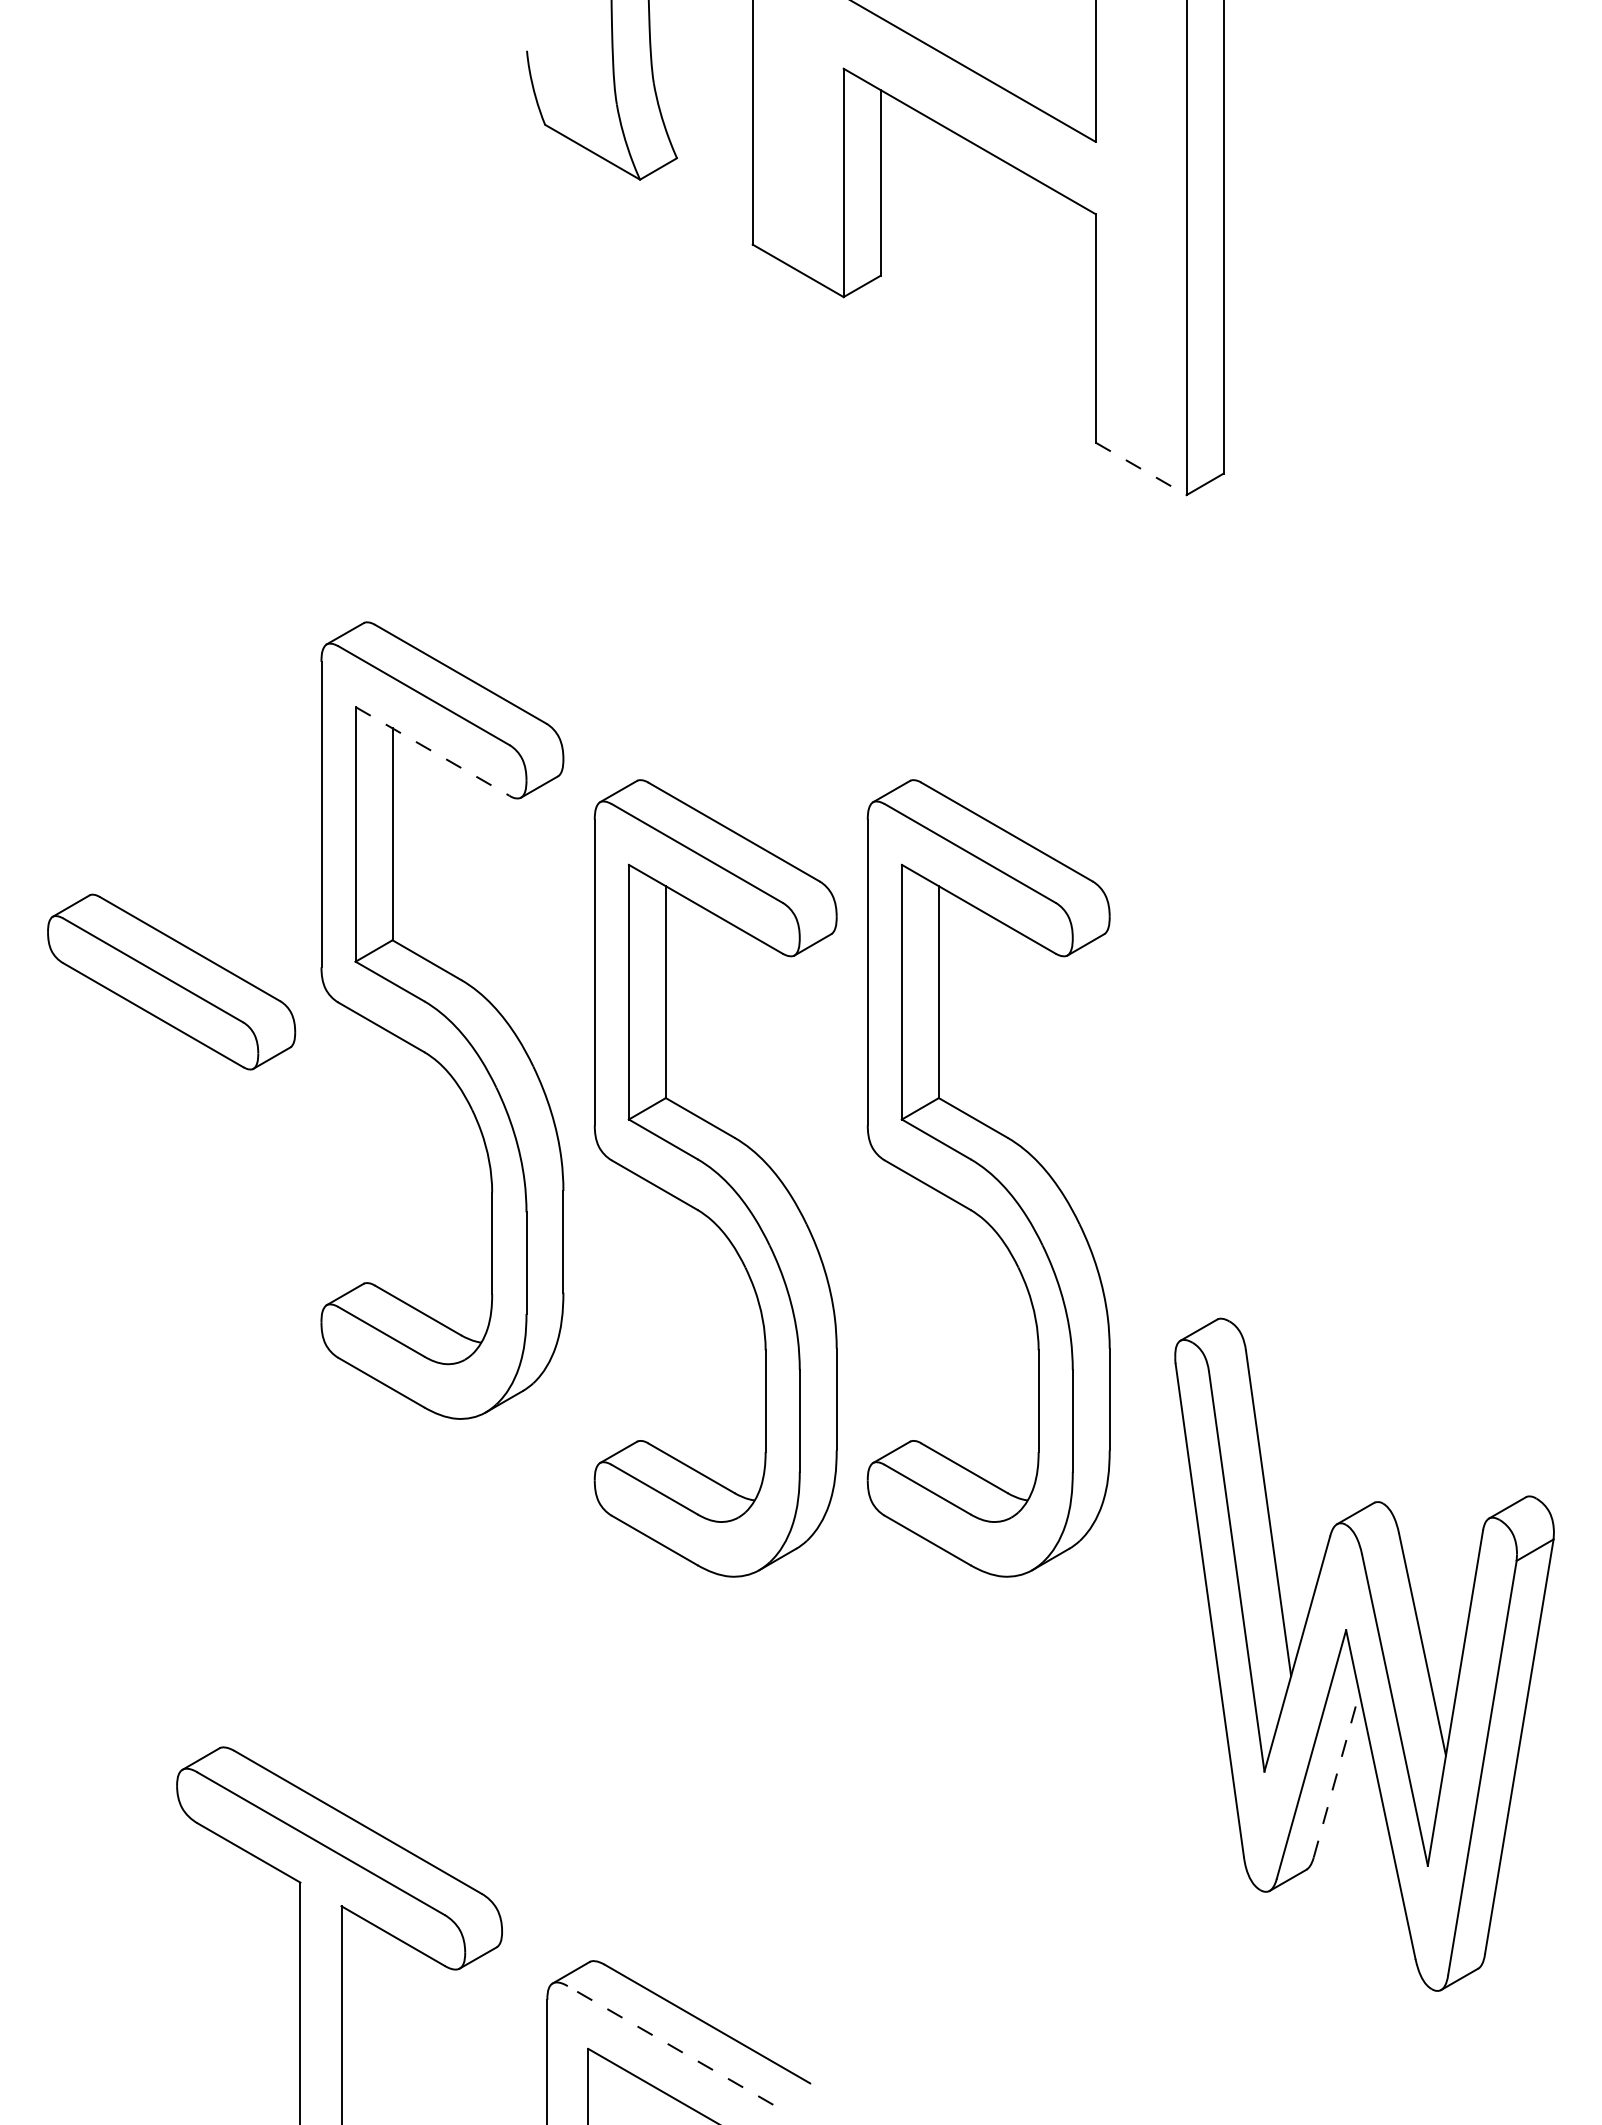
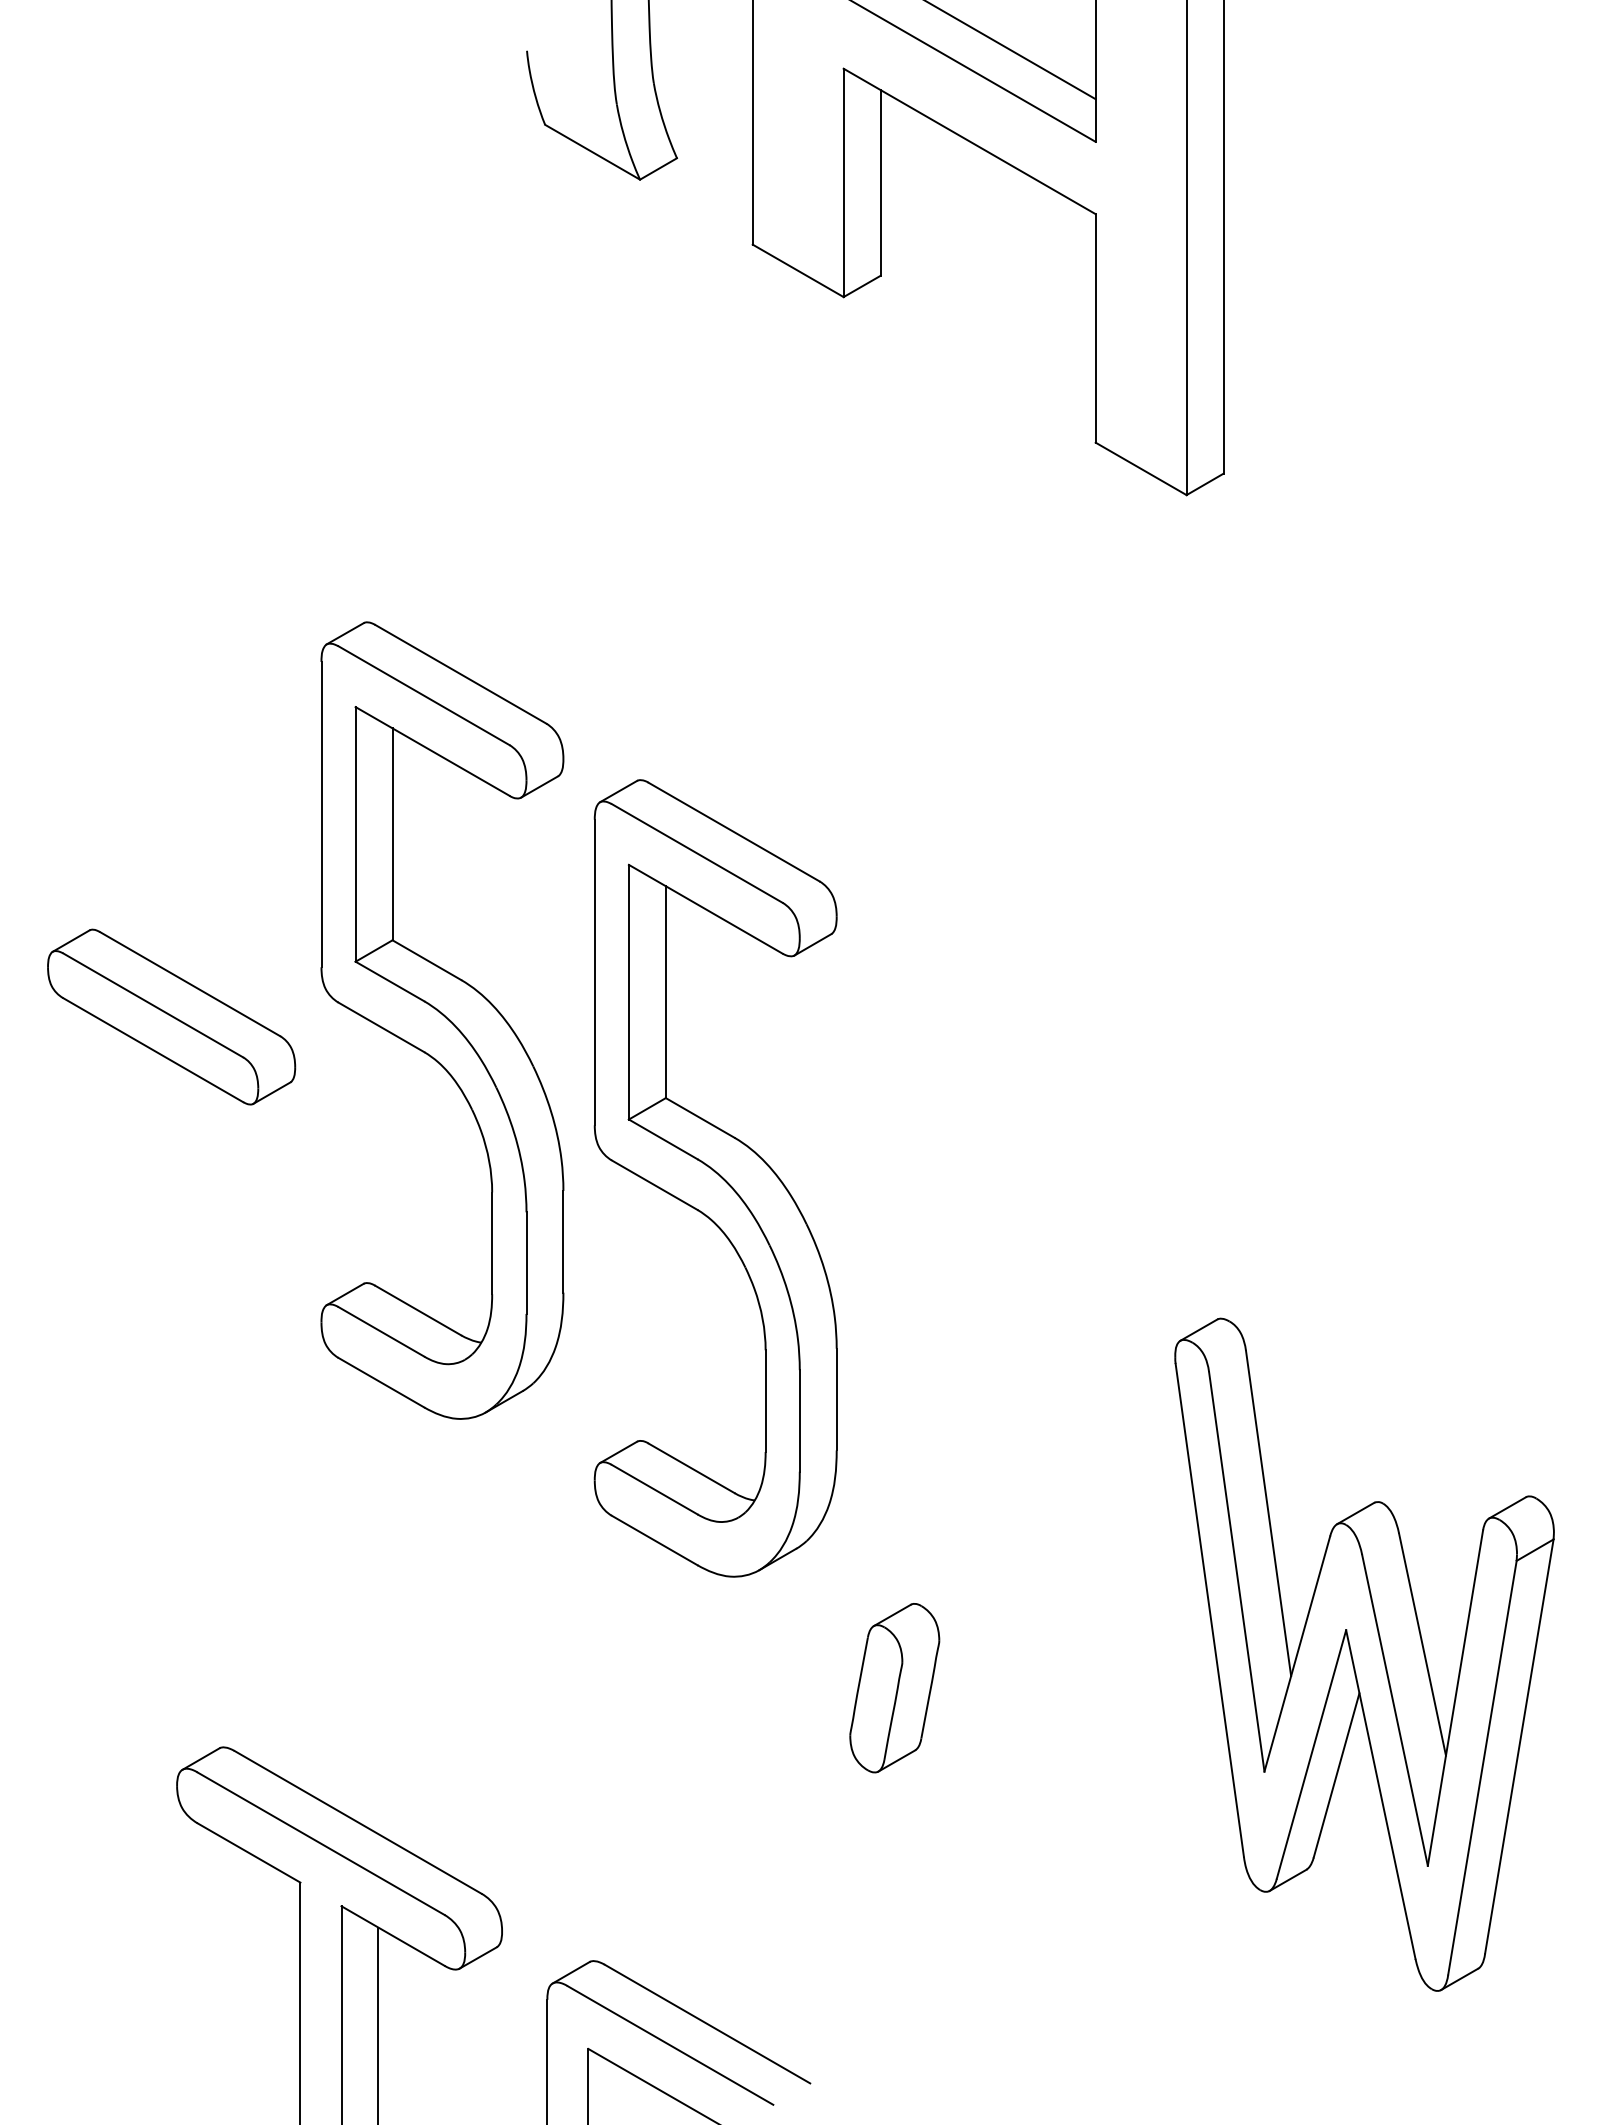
line: none -> present (1011, 50)
line: dashed -> solid (1141, 469)
line: dashed -> solid (432, 751)
part position: (171, 981) -> (171, 1016) (171, 1016)
part: present -> none (988, 1178)
part: none -> present (894, 1688)
line: dashed -> solid (1336, 1774)
line: none -> present (378, 2024)
line: dashed -> solid (670, 2045)
